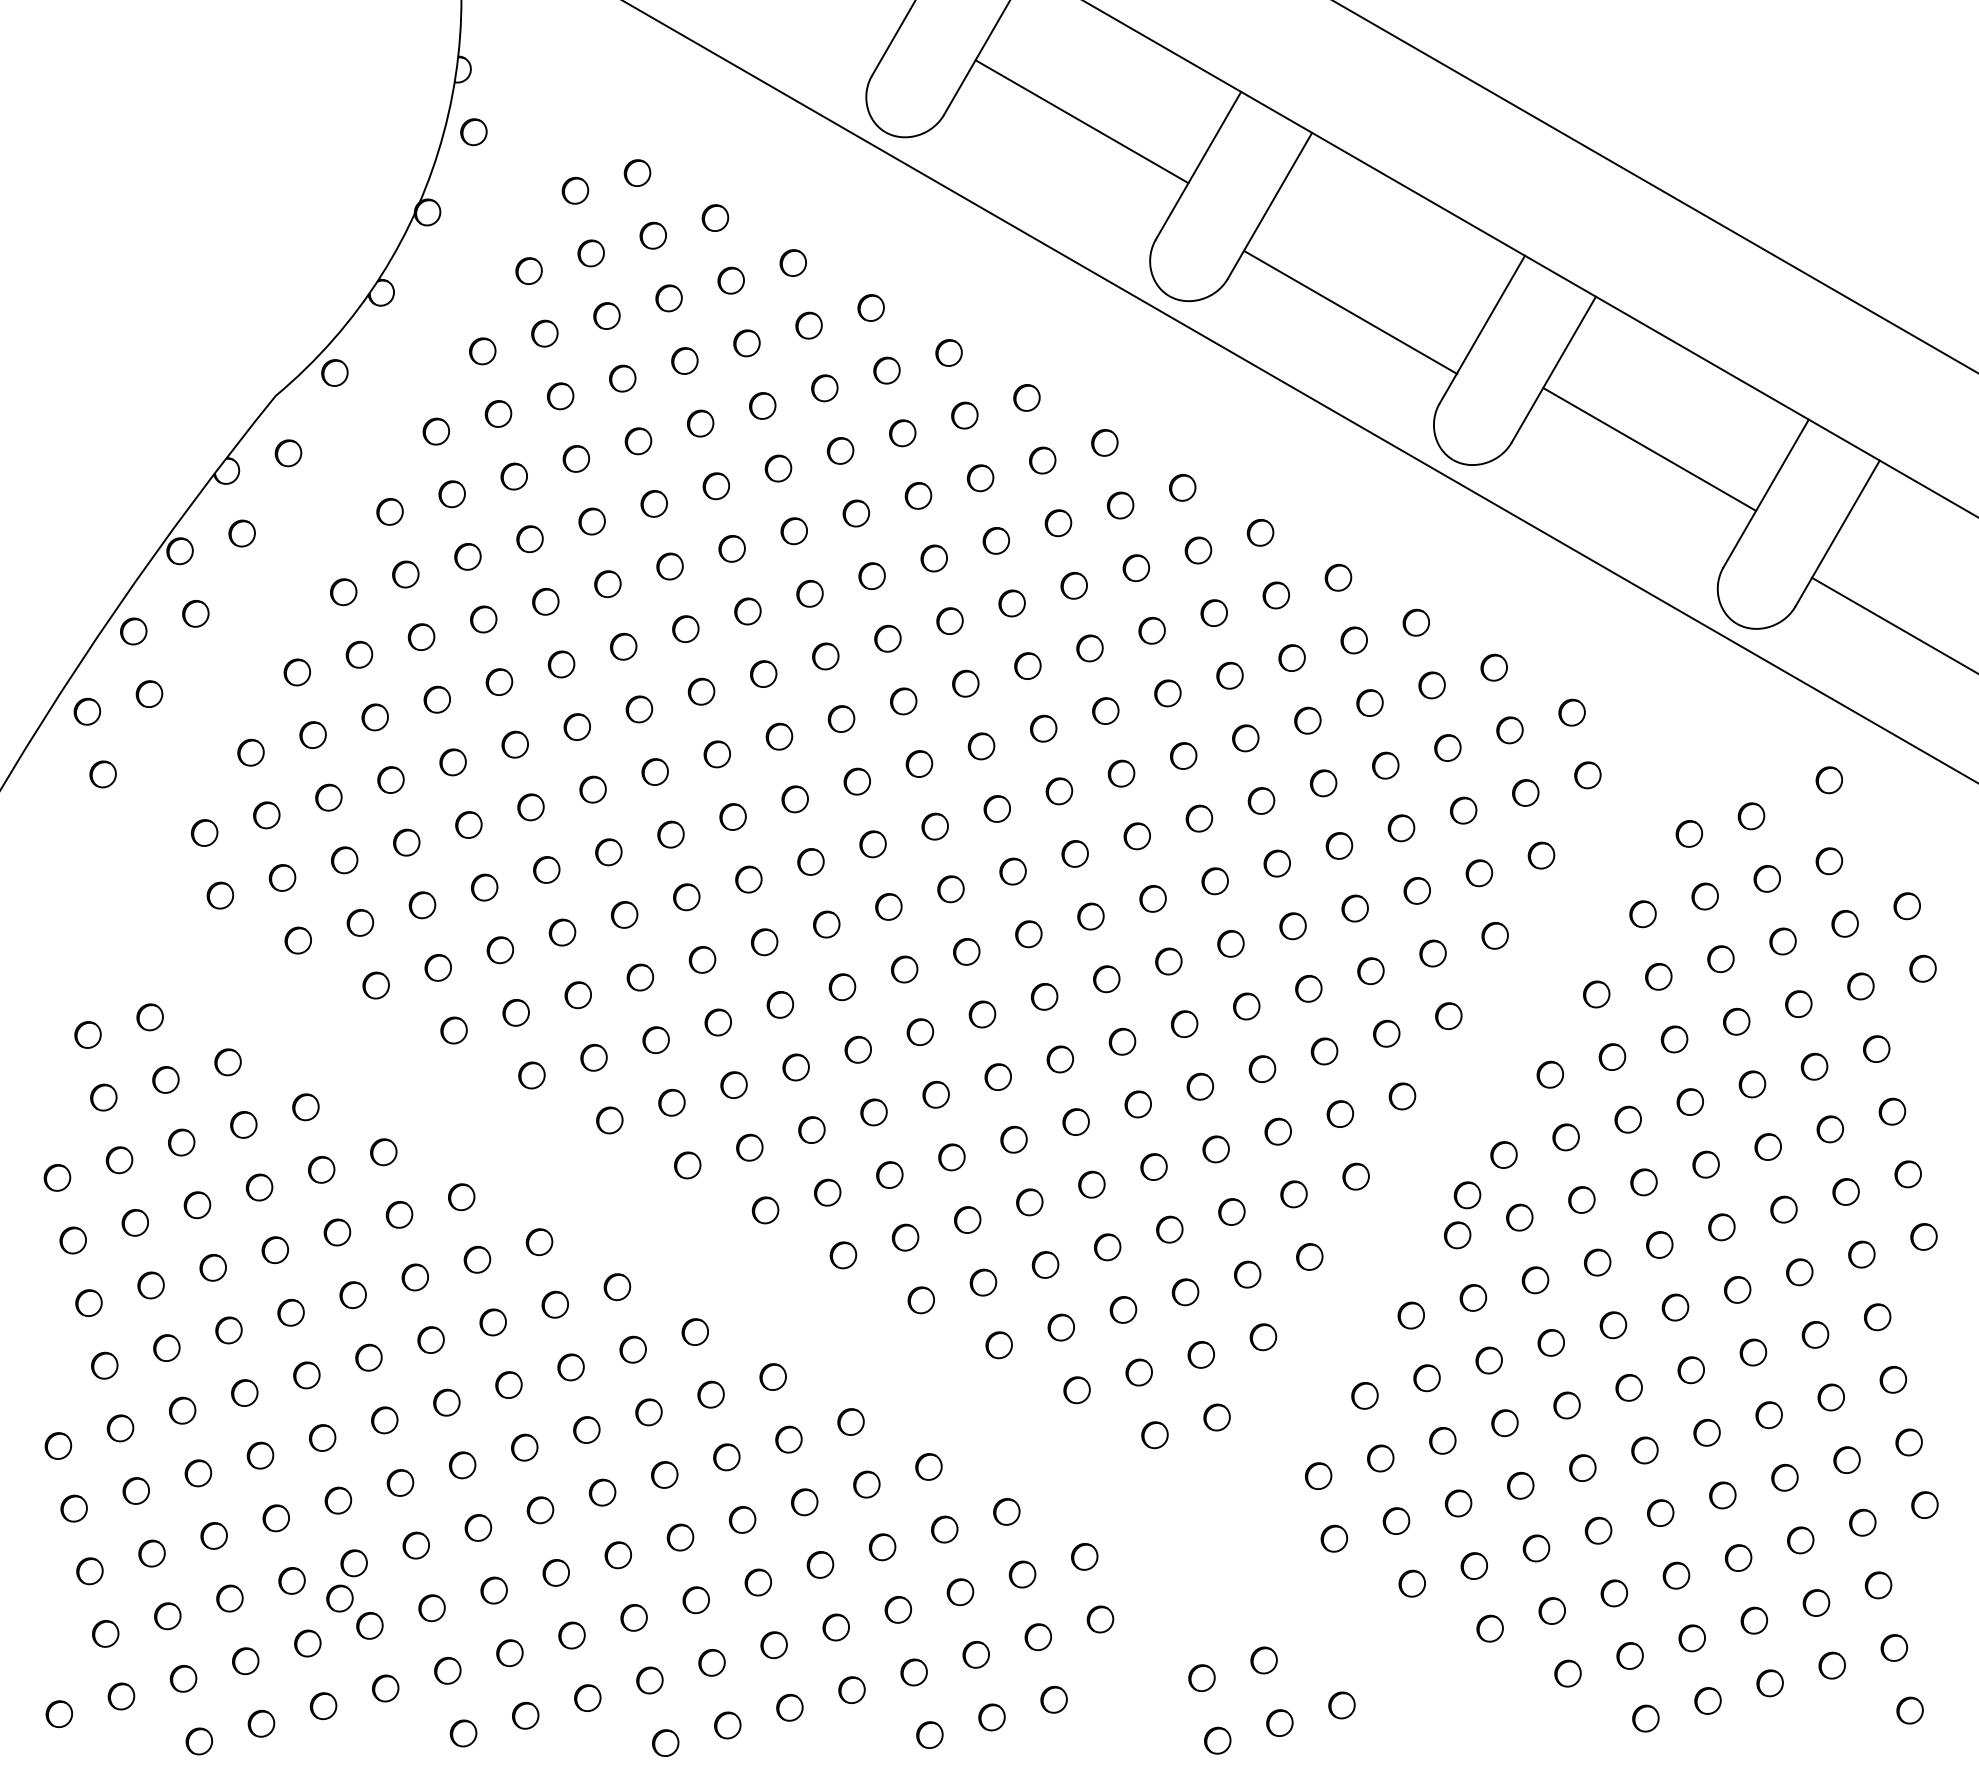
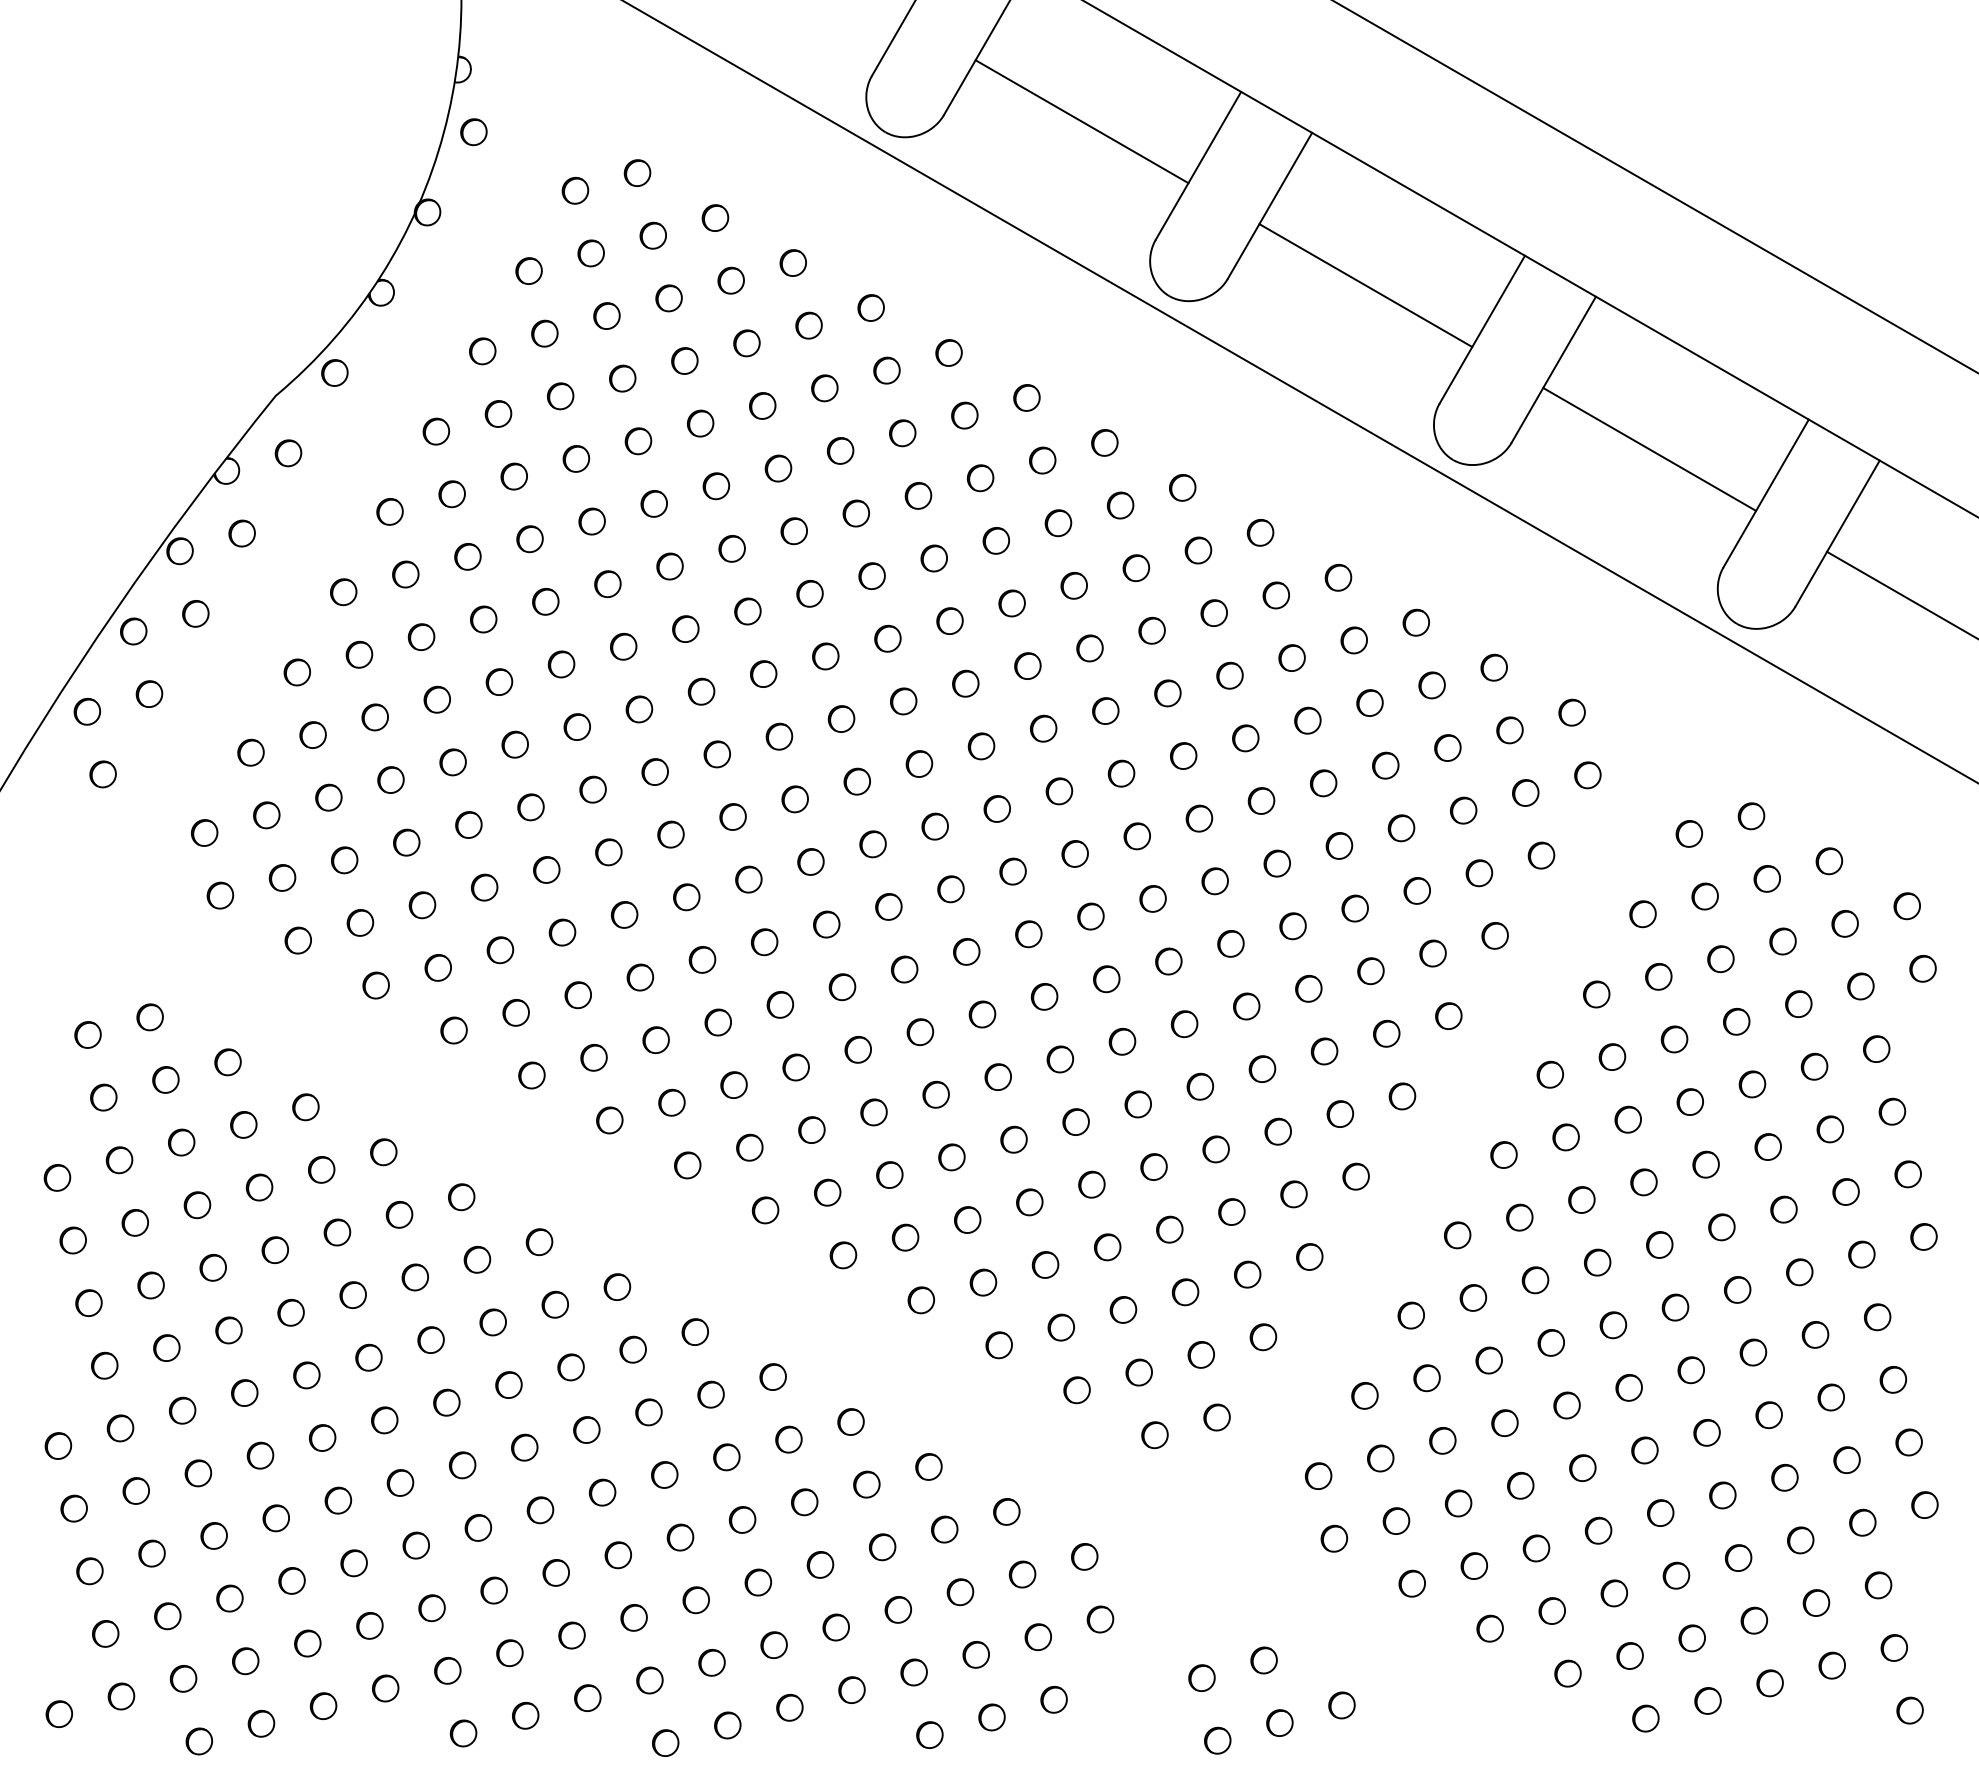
line position: (1350, 312) -> (1365, 285) (1365, 285)
line position: (1893, 624) -> (1901, 594) (1901, 594)
part: present -> none (1829, 780)
part: present -> none (1467, 1195)
part: present -> none (339, 1598)
